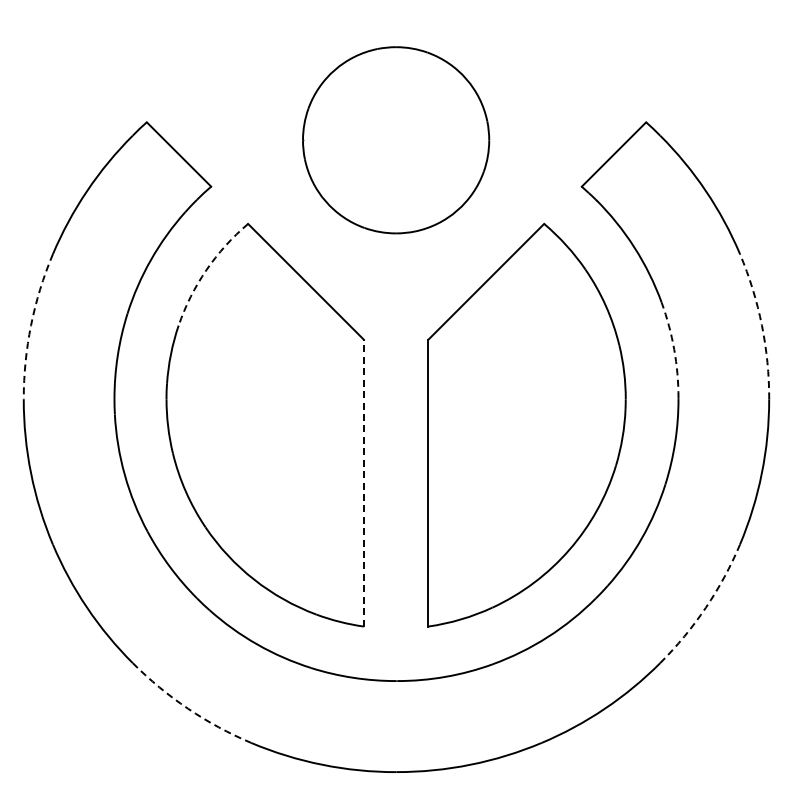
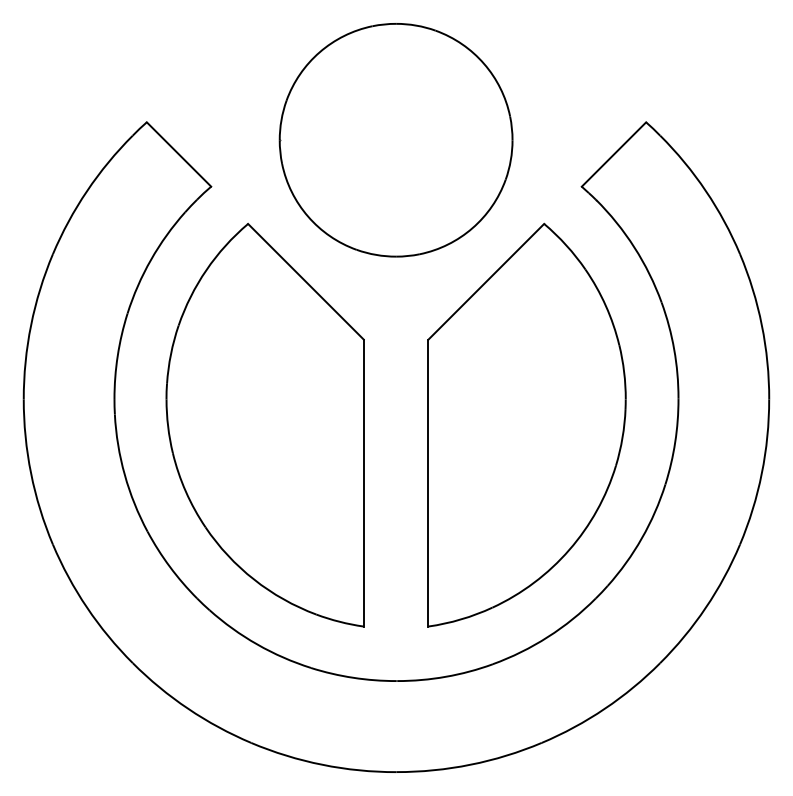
part size: 189x189 px -> 236x235 px (395, 140)
arc: dashed -> solid (206, 270)
arc: dashed -> solid (31, 325)
arc: dashed -> solid (761, 325)
arc: dashed -> solid (674, 349)
line: dashed -> solid (363, 482)
arc: dashed -> solid (705, 607)
arc: dashed -> solid (188, 708)
